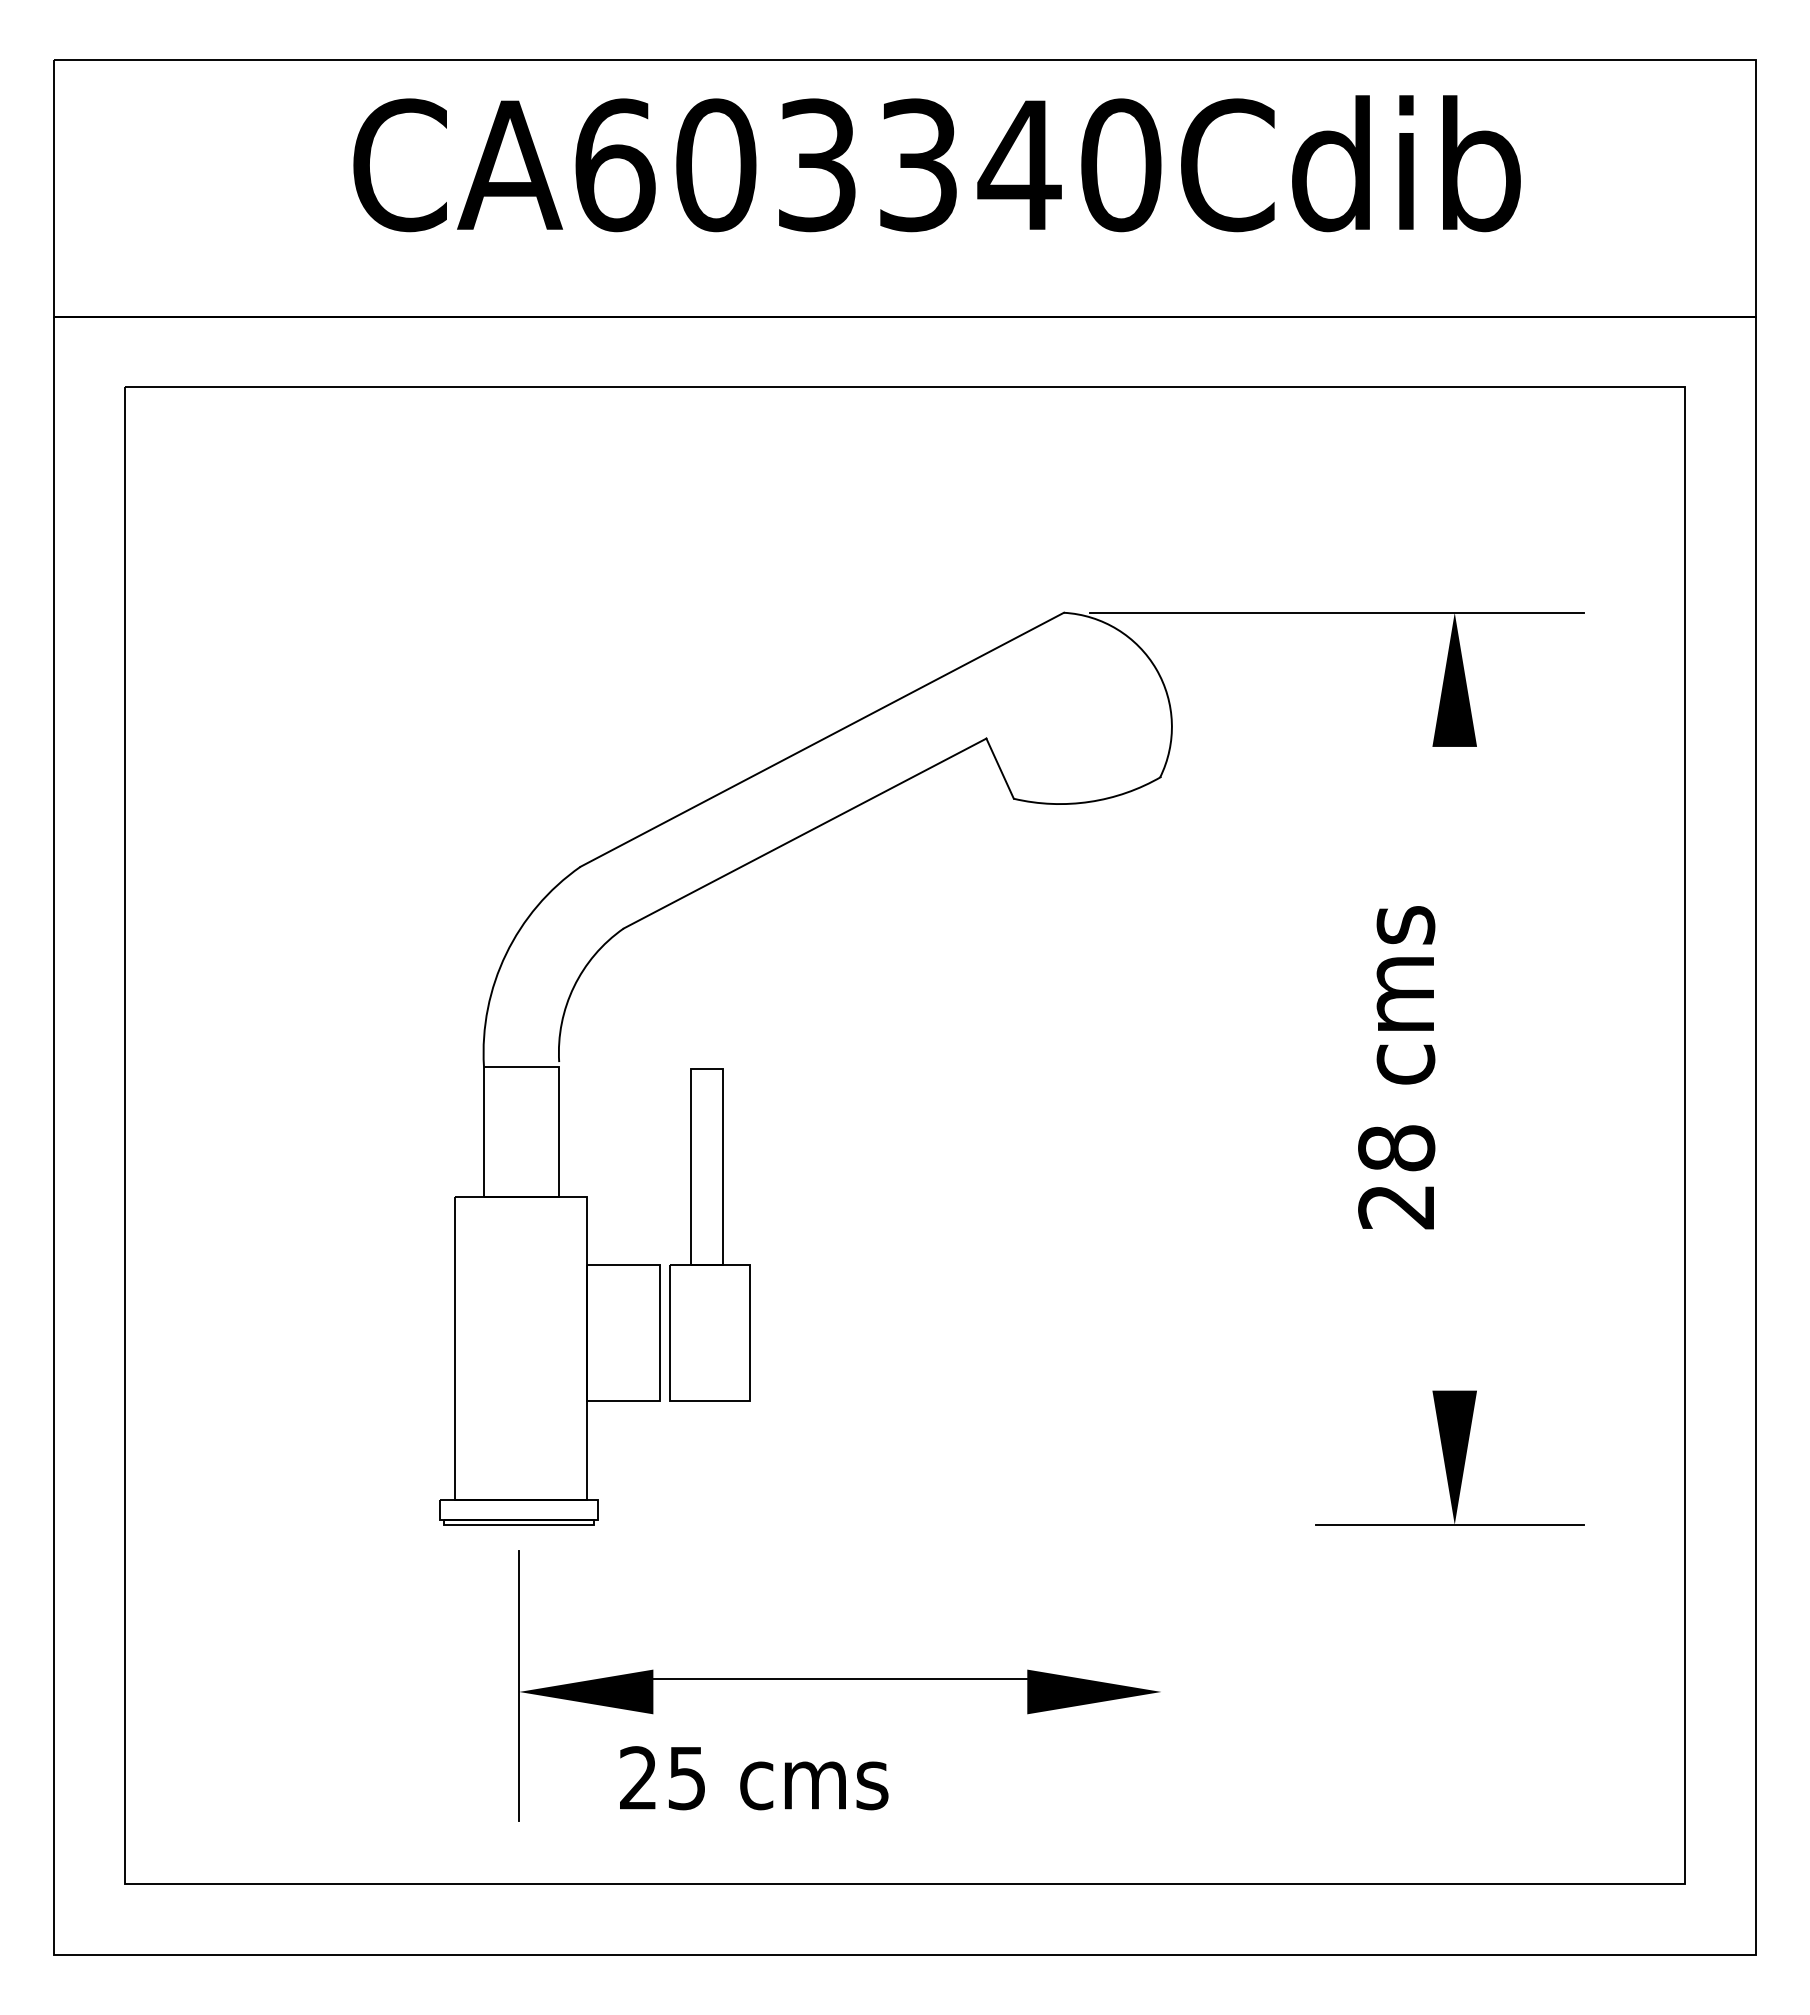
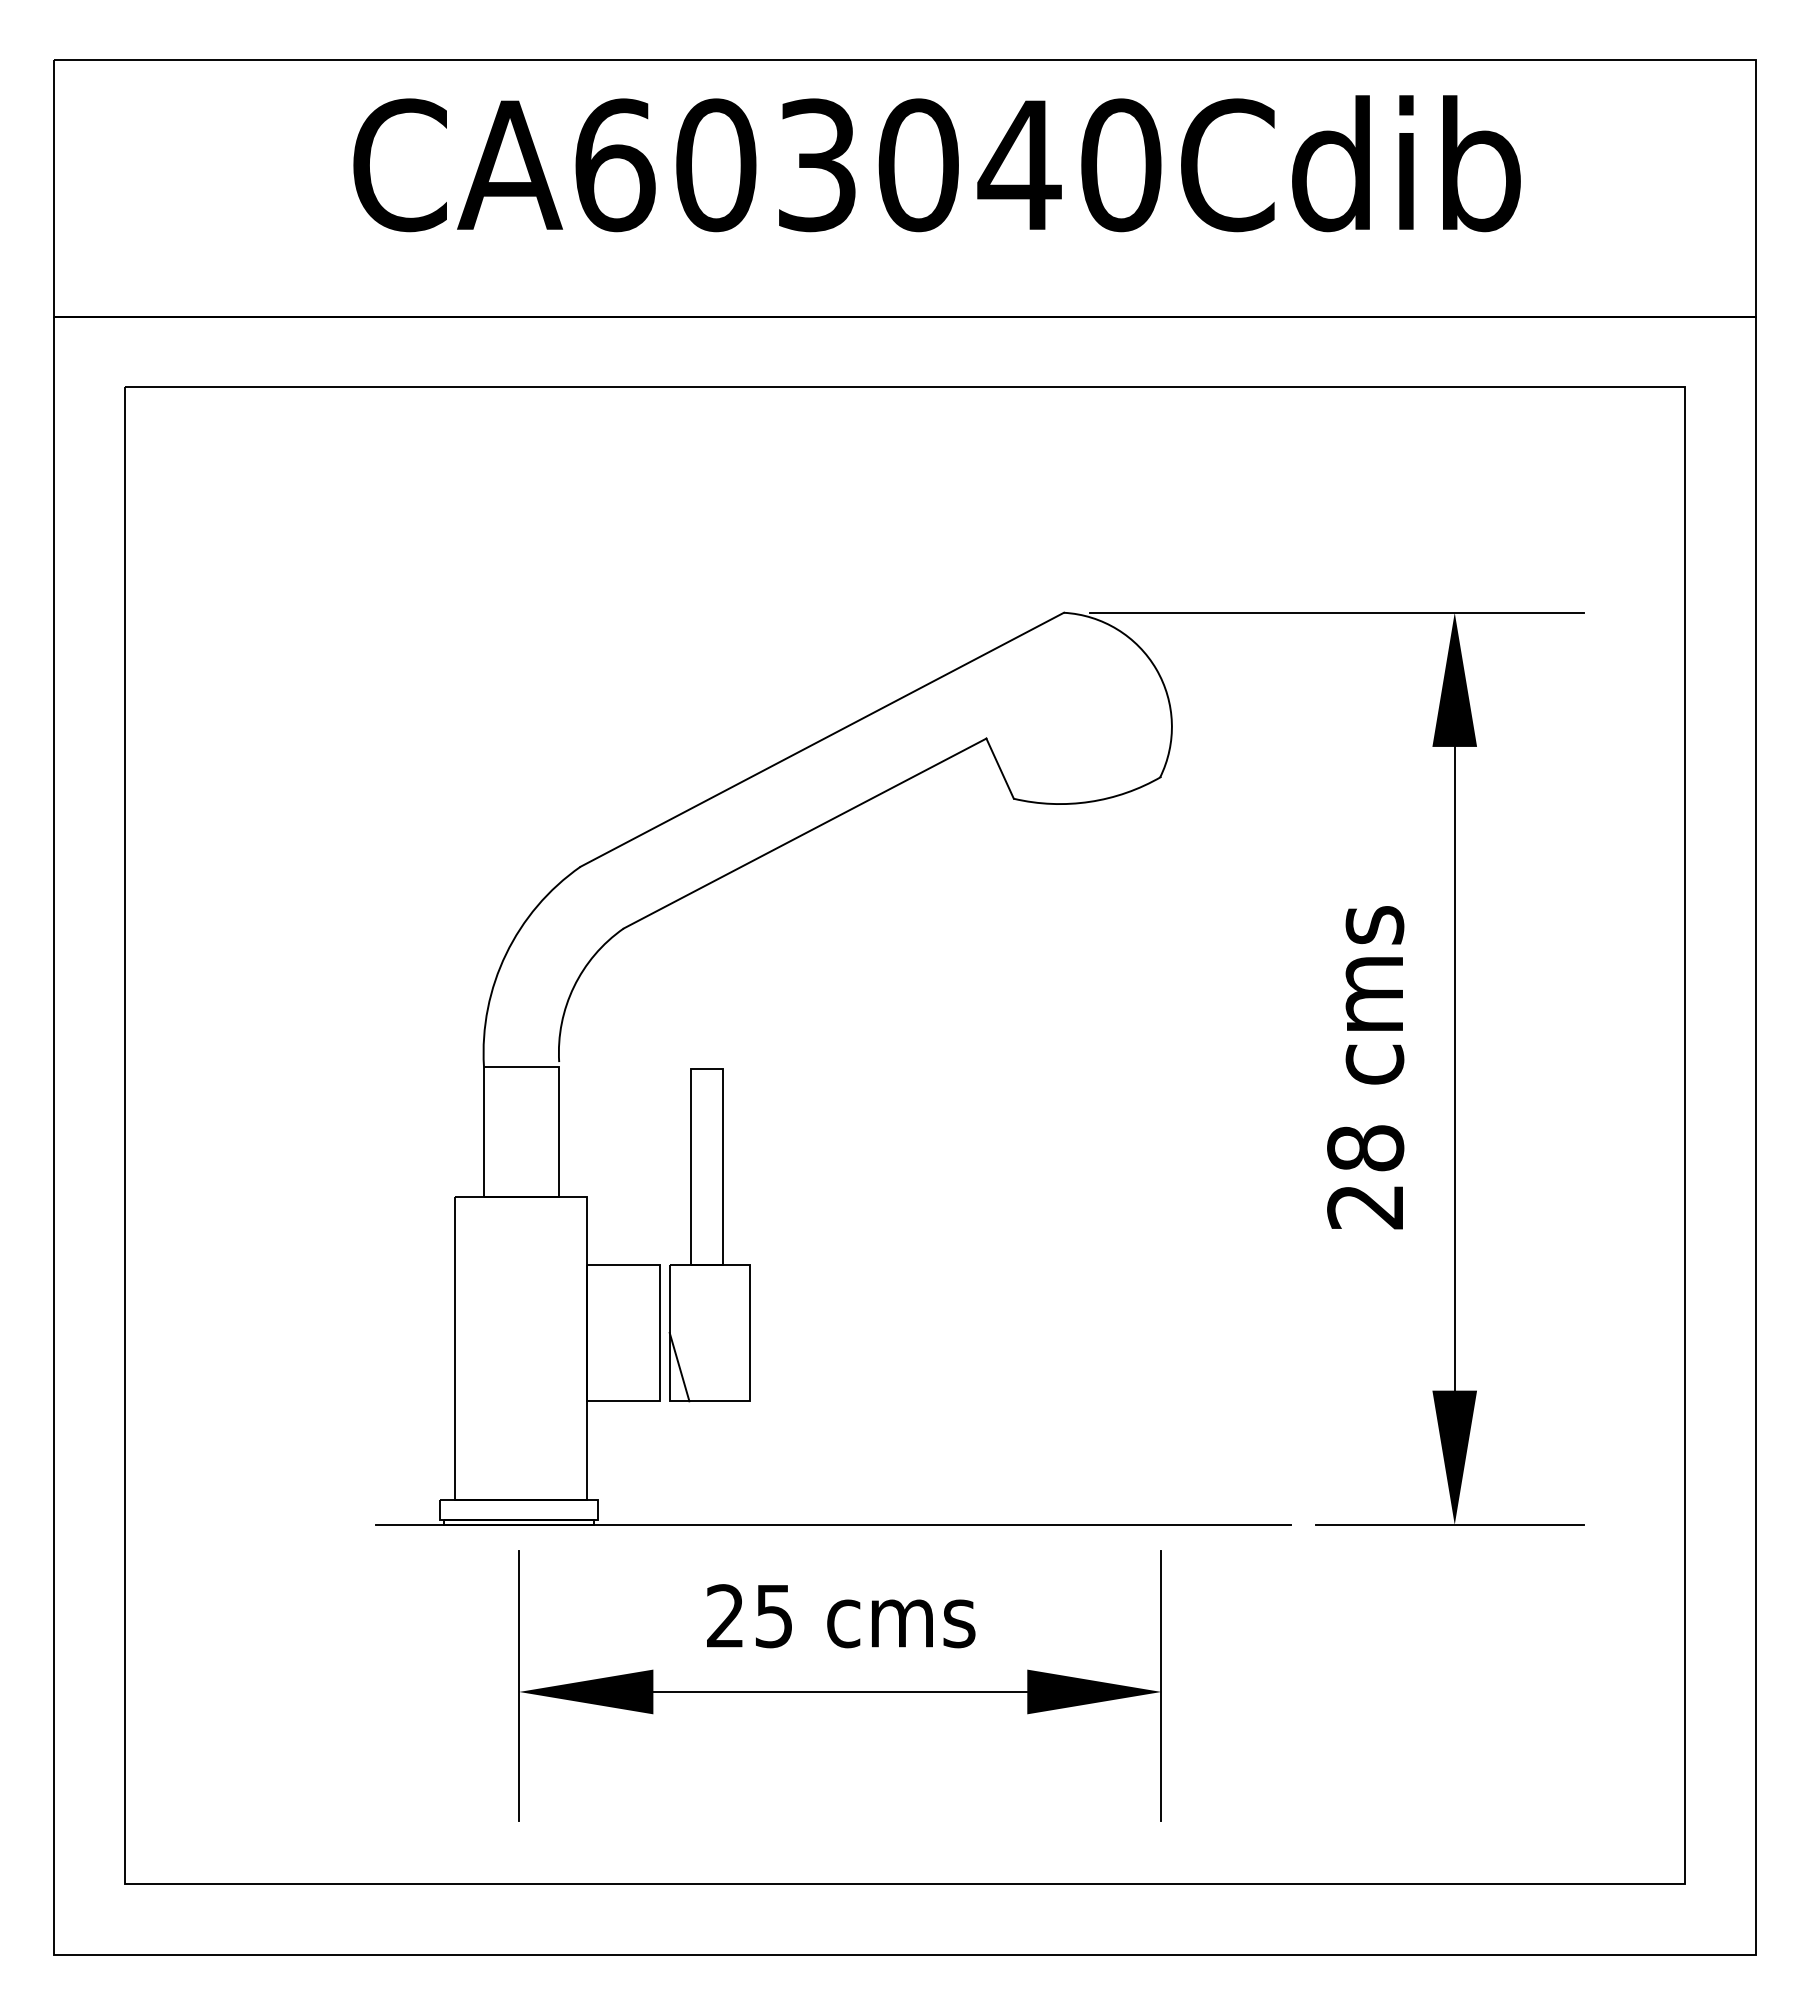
text: CA603340Cdib -> CA603040Cdib (918, 165)
text position: (1396, 1067) -> (1365, 1067) (1365, 1067)
line: none -> present (1454, 1068)
line: none -> present (679, 1366)
line: none -> present (833, 1524)
line position: (840, 1678) -> (840, 1691) (840, 1691)
line: none -> present (1161, 1685)
text position: (754, 1778) -> (841, 1616) (841, 1616)
